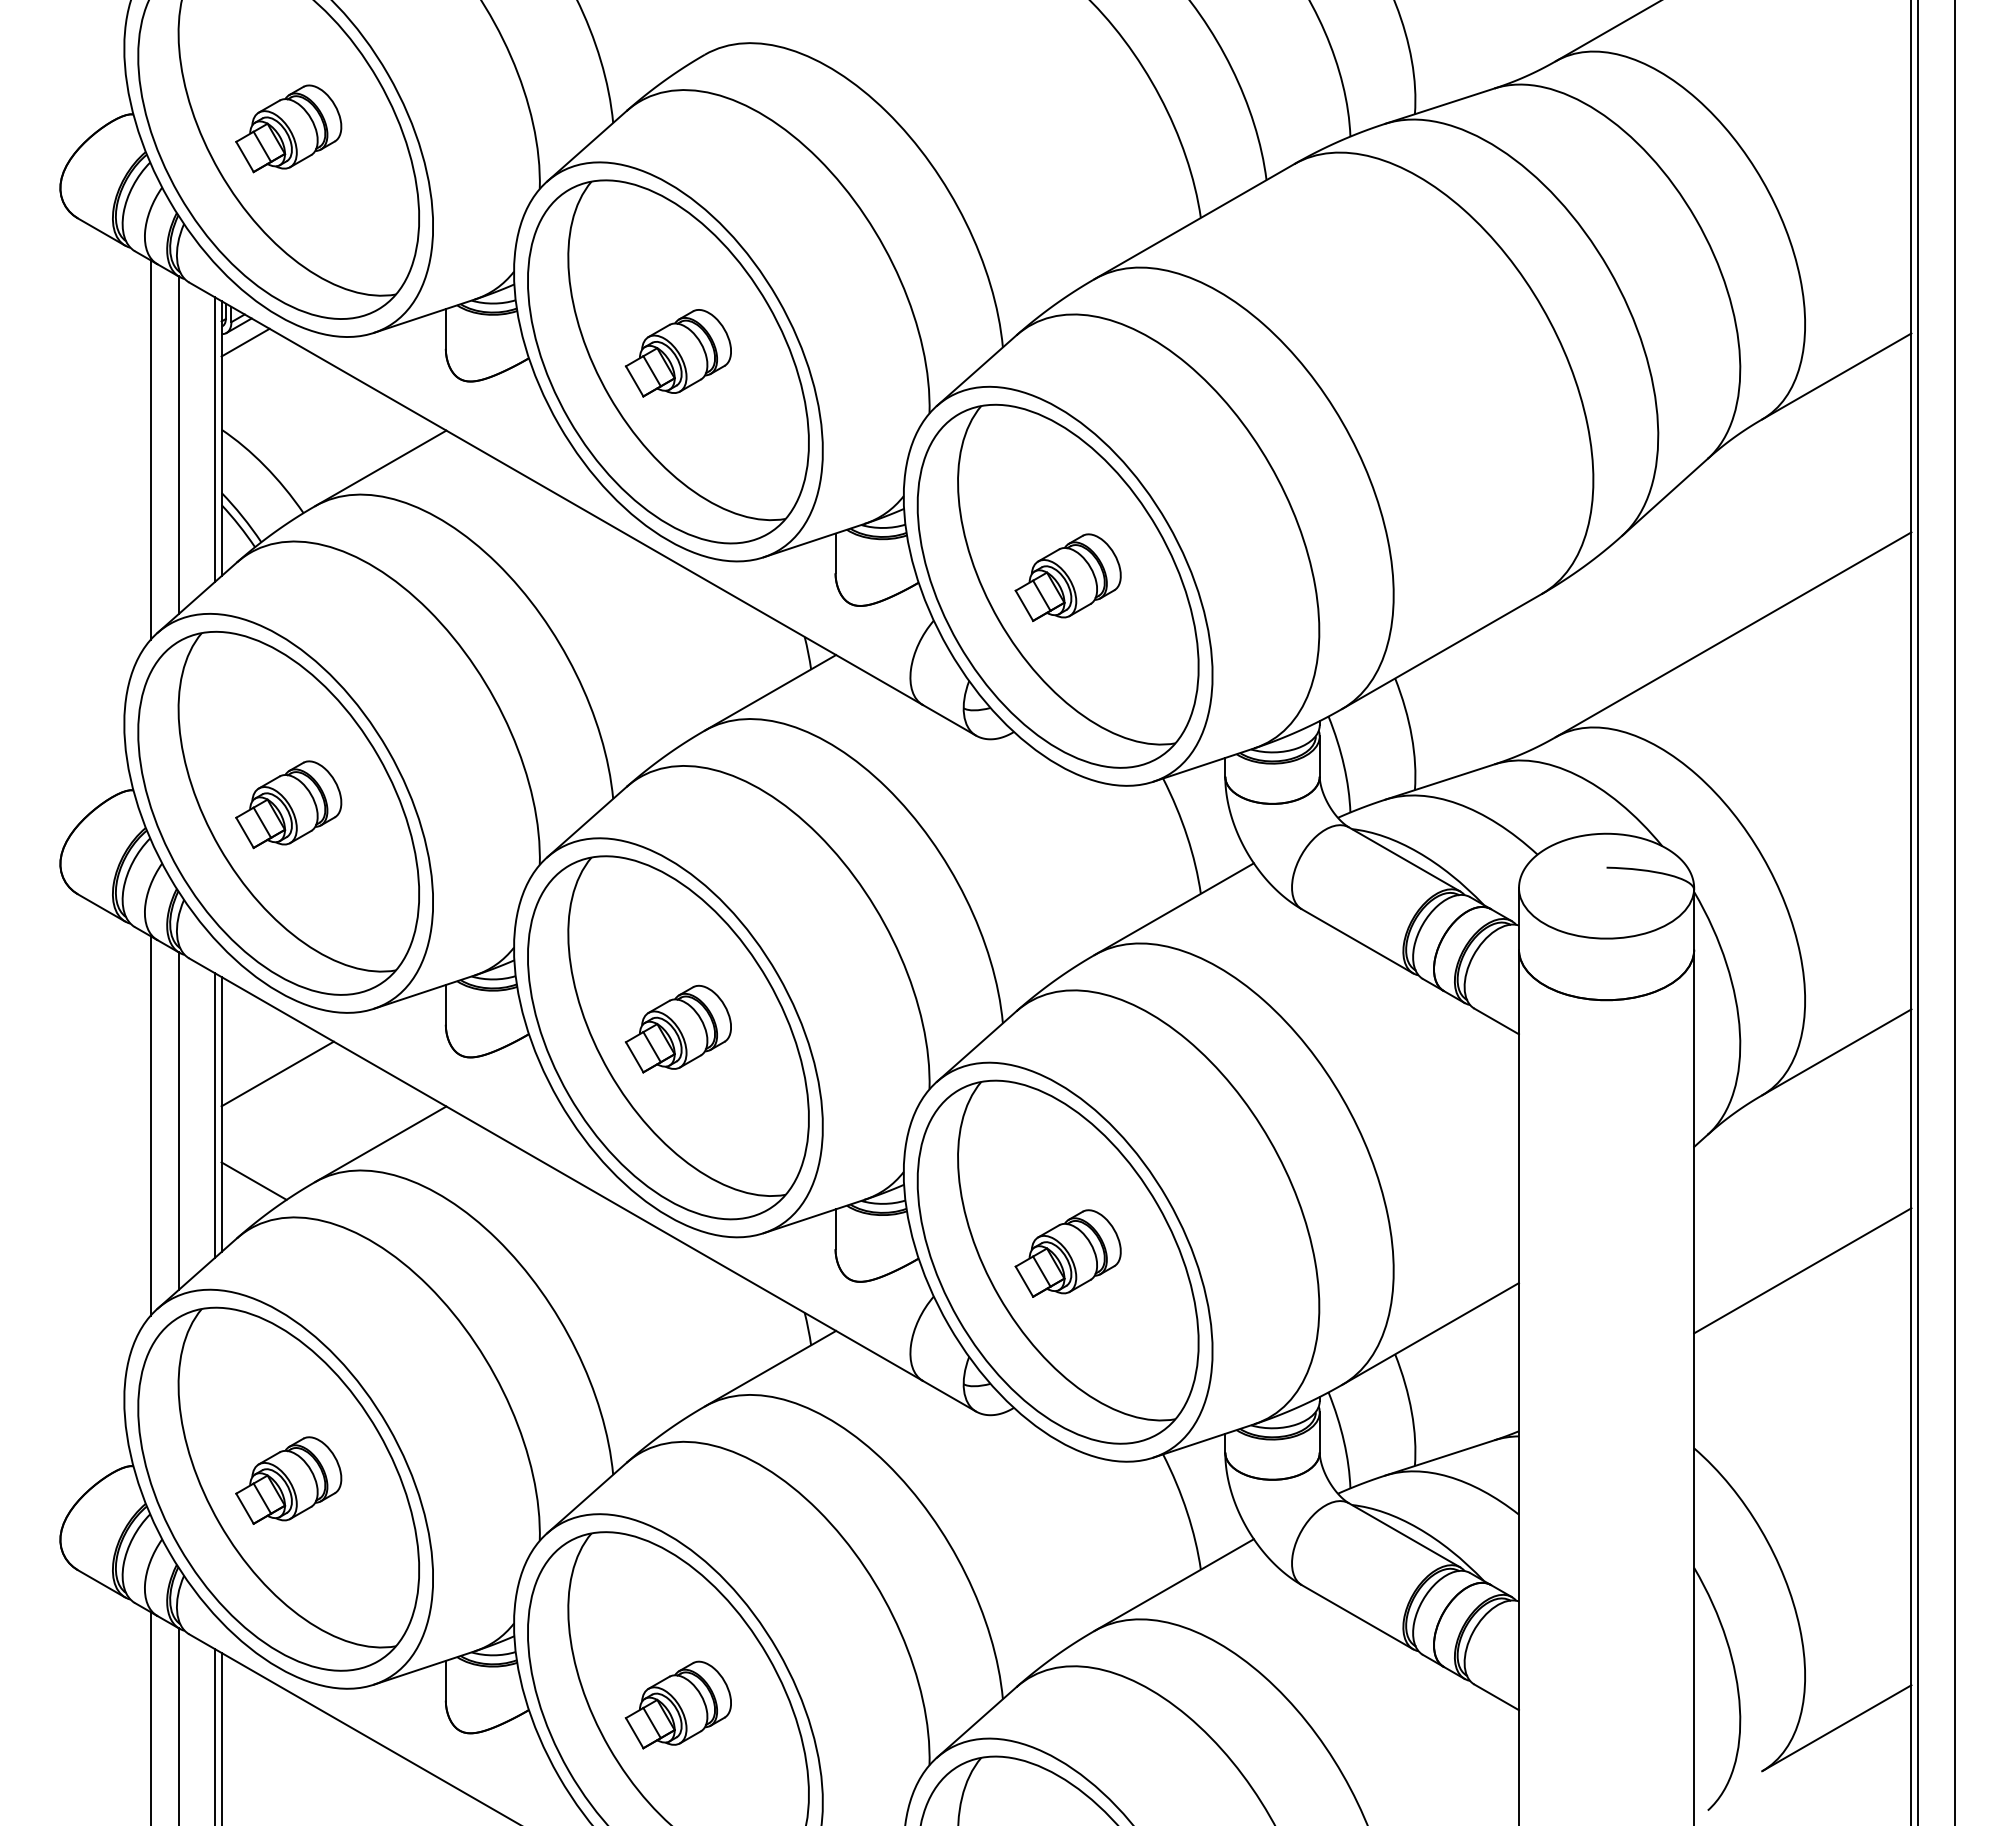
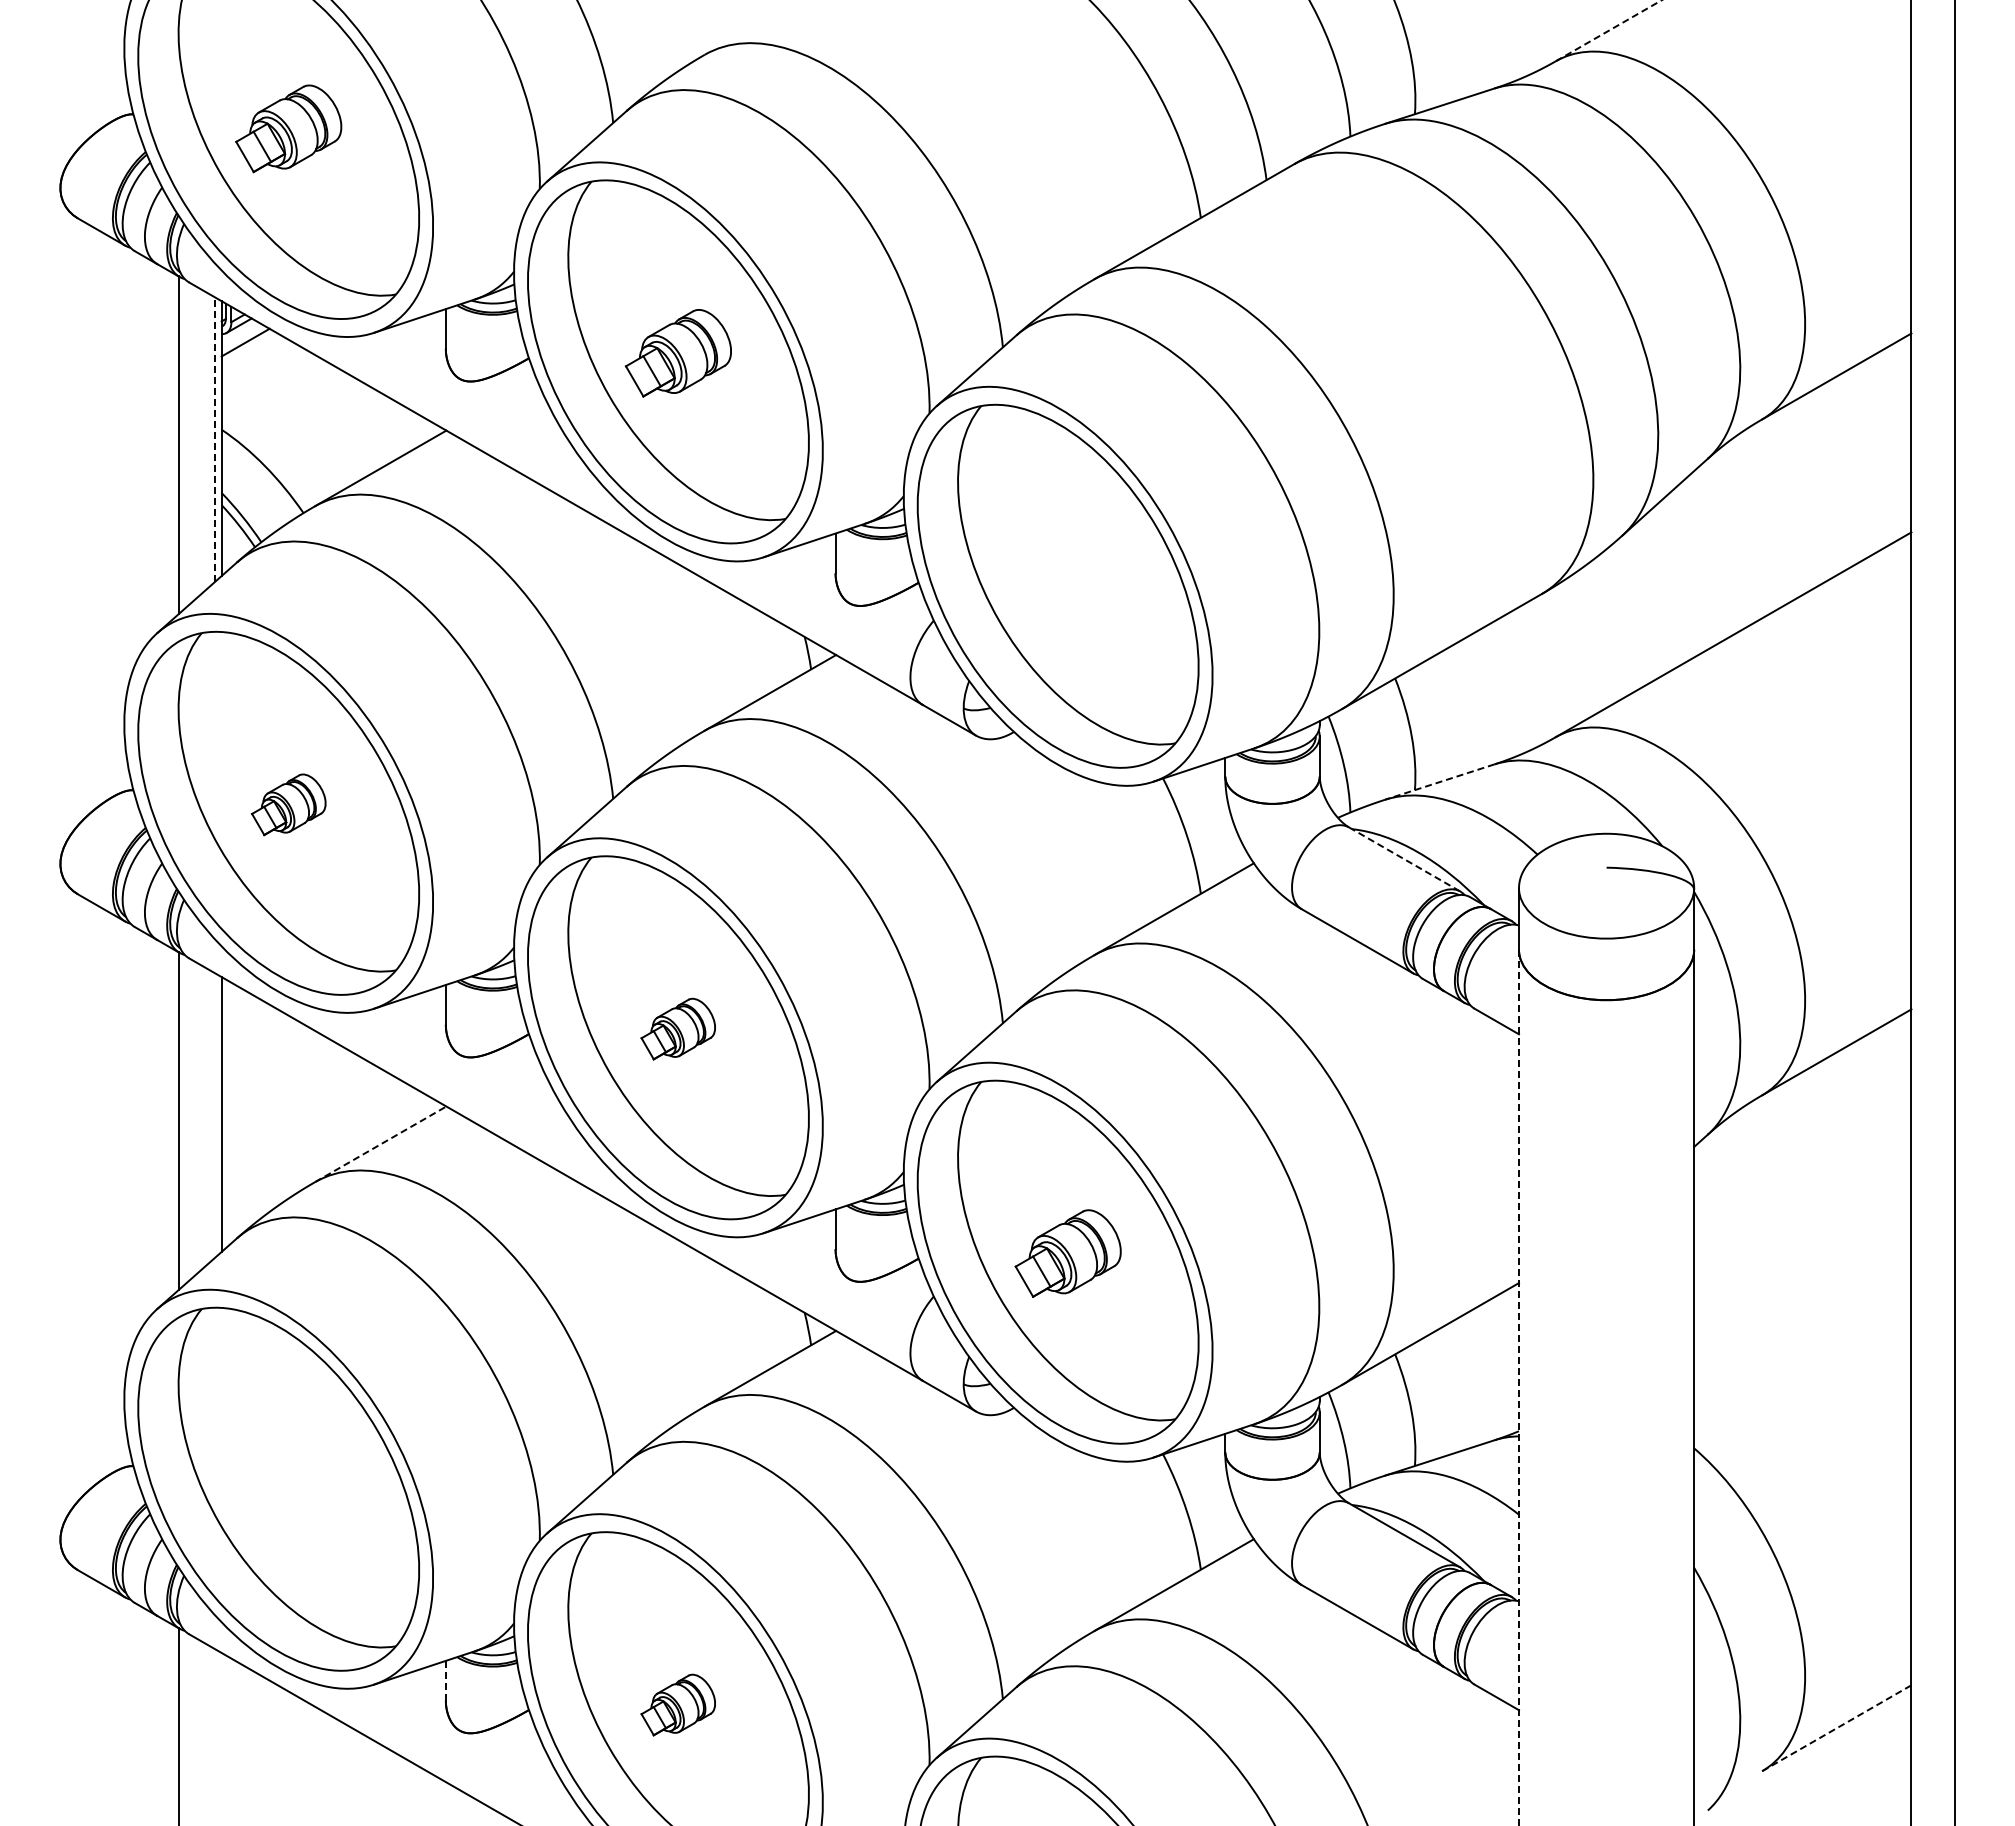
line: solid -> dashed (1609, 30)
line: solid -> dashed (214, 439)
line: present -> none (150, 449)
part: present -> none (1067, 577)
line: solid -> dashed (1439, 782)
part size: 108x90 px -> 76x64 px (288, 804)
line: solid -> dashed (1405, 859)
line: present -> none (1918, 912)
part size: 108x90 px -> 76x64 px (677, 1028)
line: present -> none (277, 1073)
line: present -> none (214, 1115)
line: present -> none (150, 1125)
line: solid -> dashed (380, 1144)
line: present -> none (253, 1180)
line: present -> none (1802, 1270)
line: solid -> dashed (1518, 1387)
part: present -> none (288, 1480)
line: solid -> dashed (445, 1680)
part size: 108x90 px -> 76x64 px (677, 1704)
line: present -> none (150, 1717)
line: solid -> dashed (1837, 1728)
line: present -> none (214, 1734)
line: present -> none (221, 1737)
